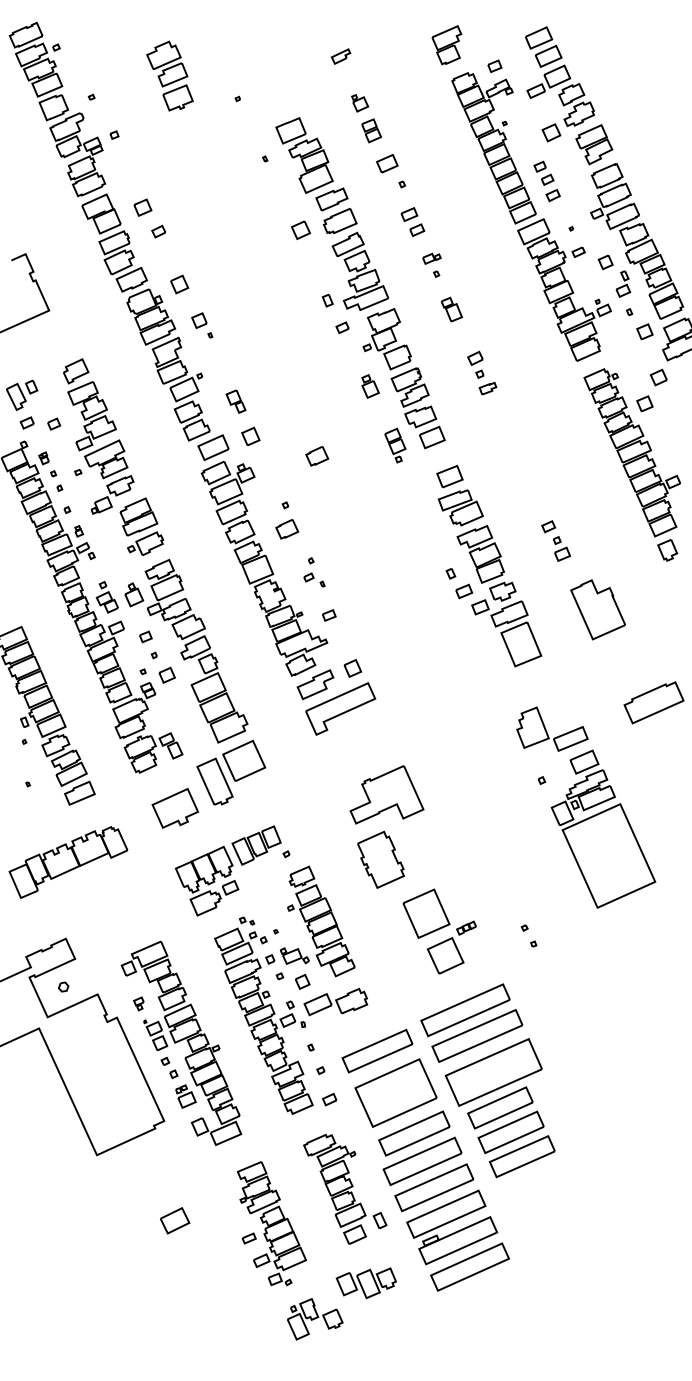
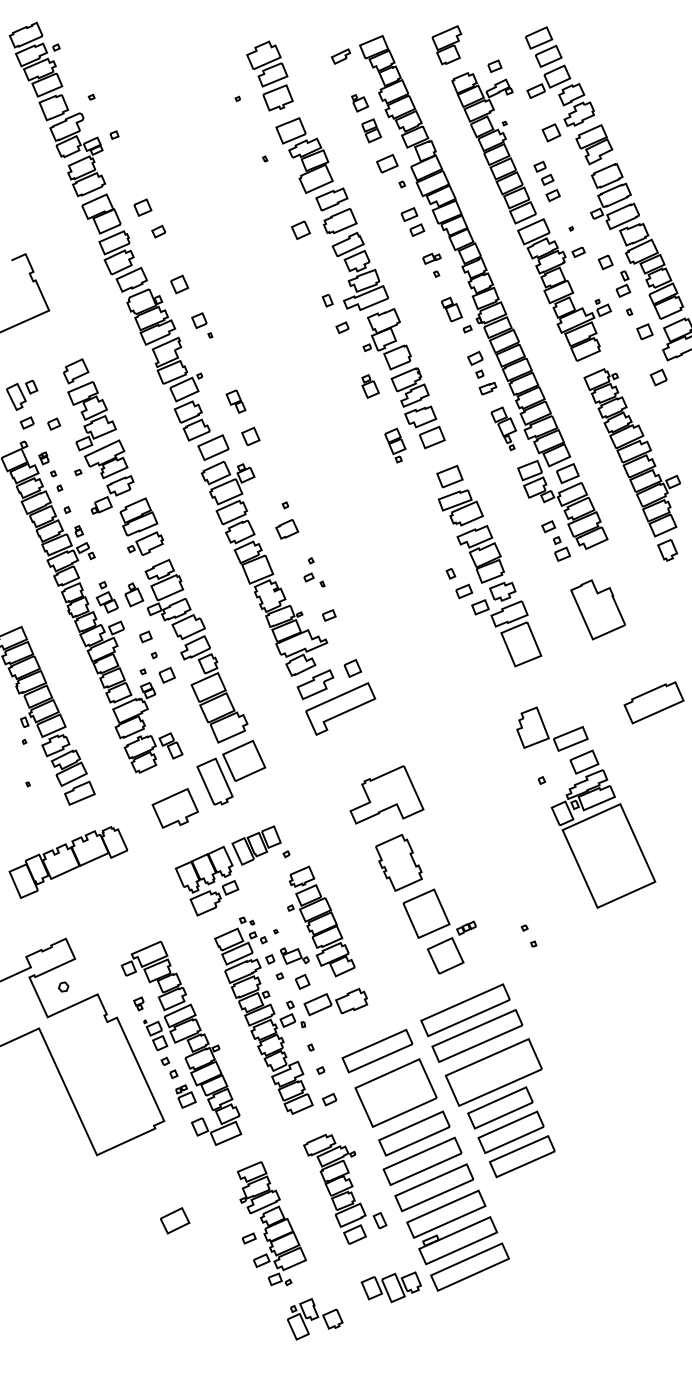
part position: (169, 75) -> (269, 75) (269, 75)
part: none -> present (483, 292)
part: present -> none (644, 403)
part: present -> none (317, 456)
part position: (380, 859) -> (398, 862) (398, 862)
part position: (365, 1283) -> (390, 1287) (390, 1287)
